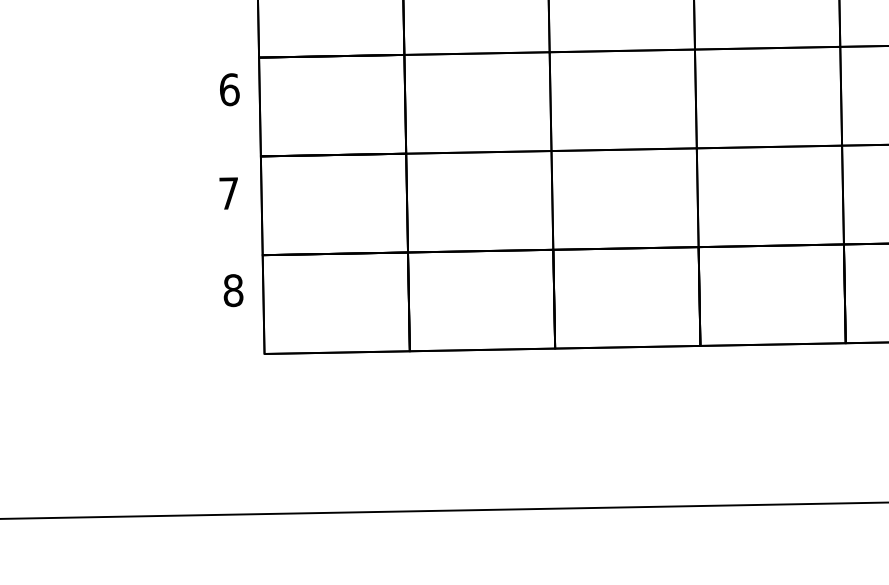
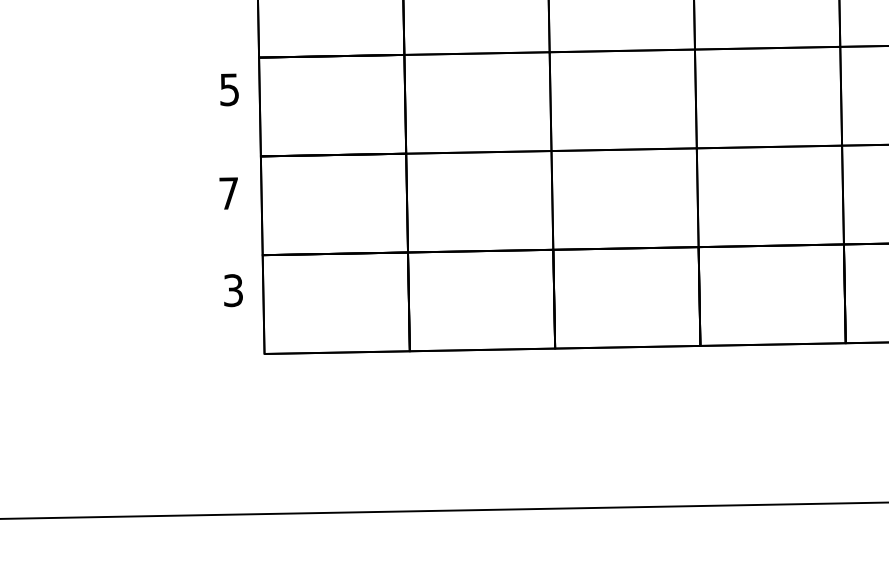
text: 6 -> 5 (229, 89)
text: 8 -> 3 (233, 290)
